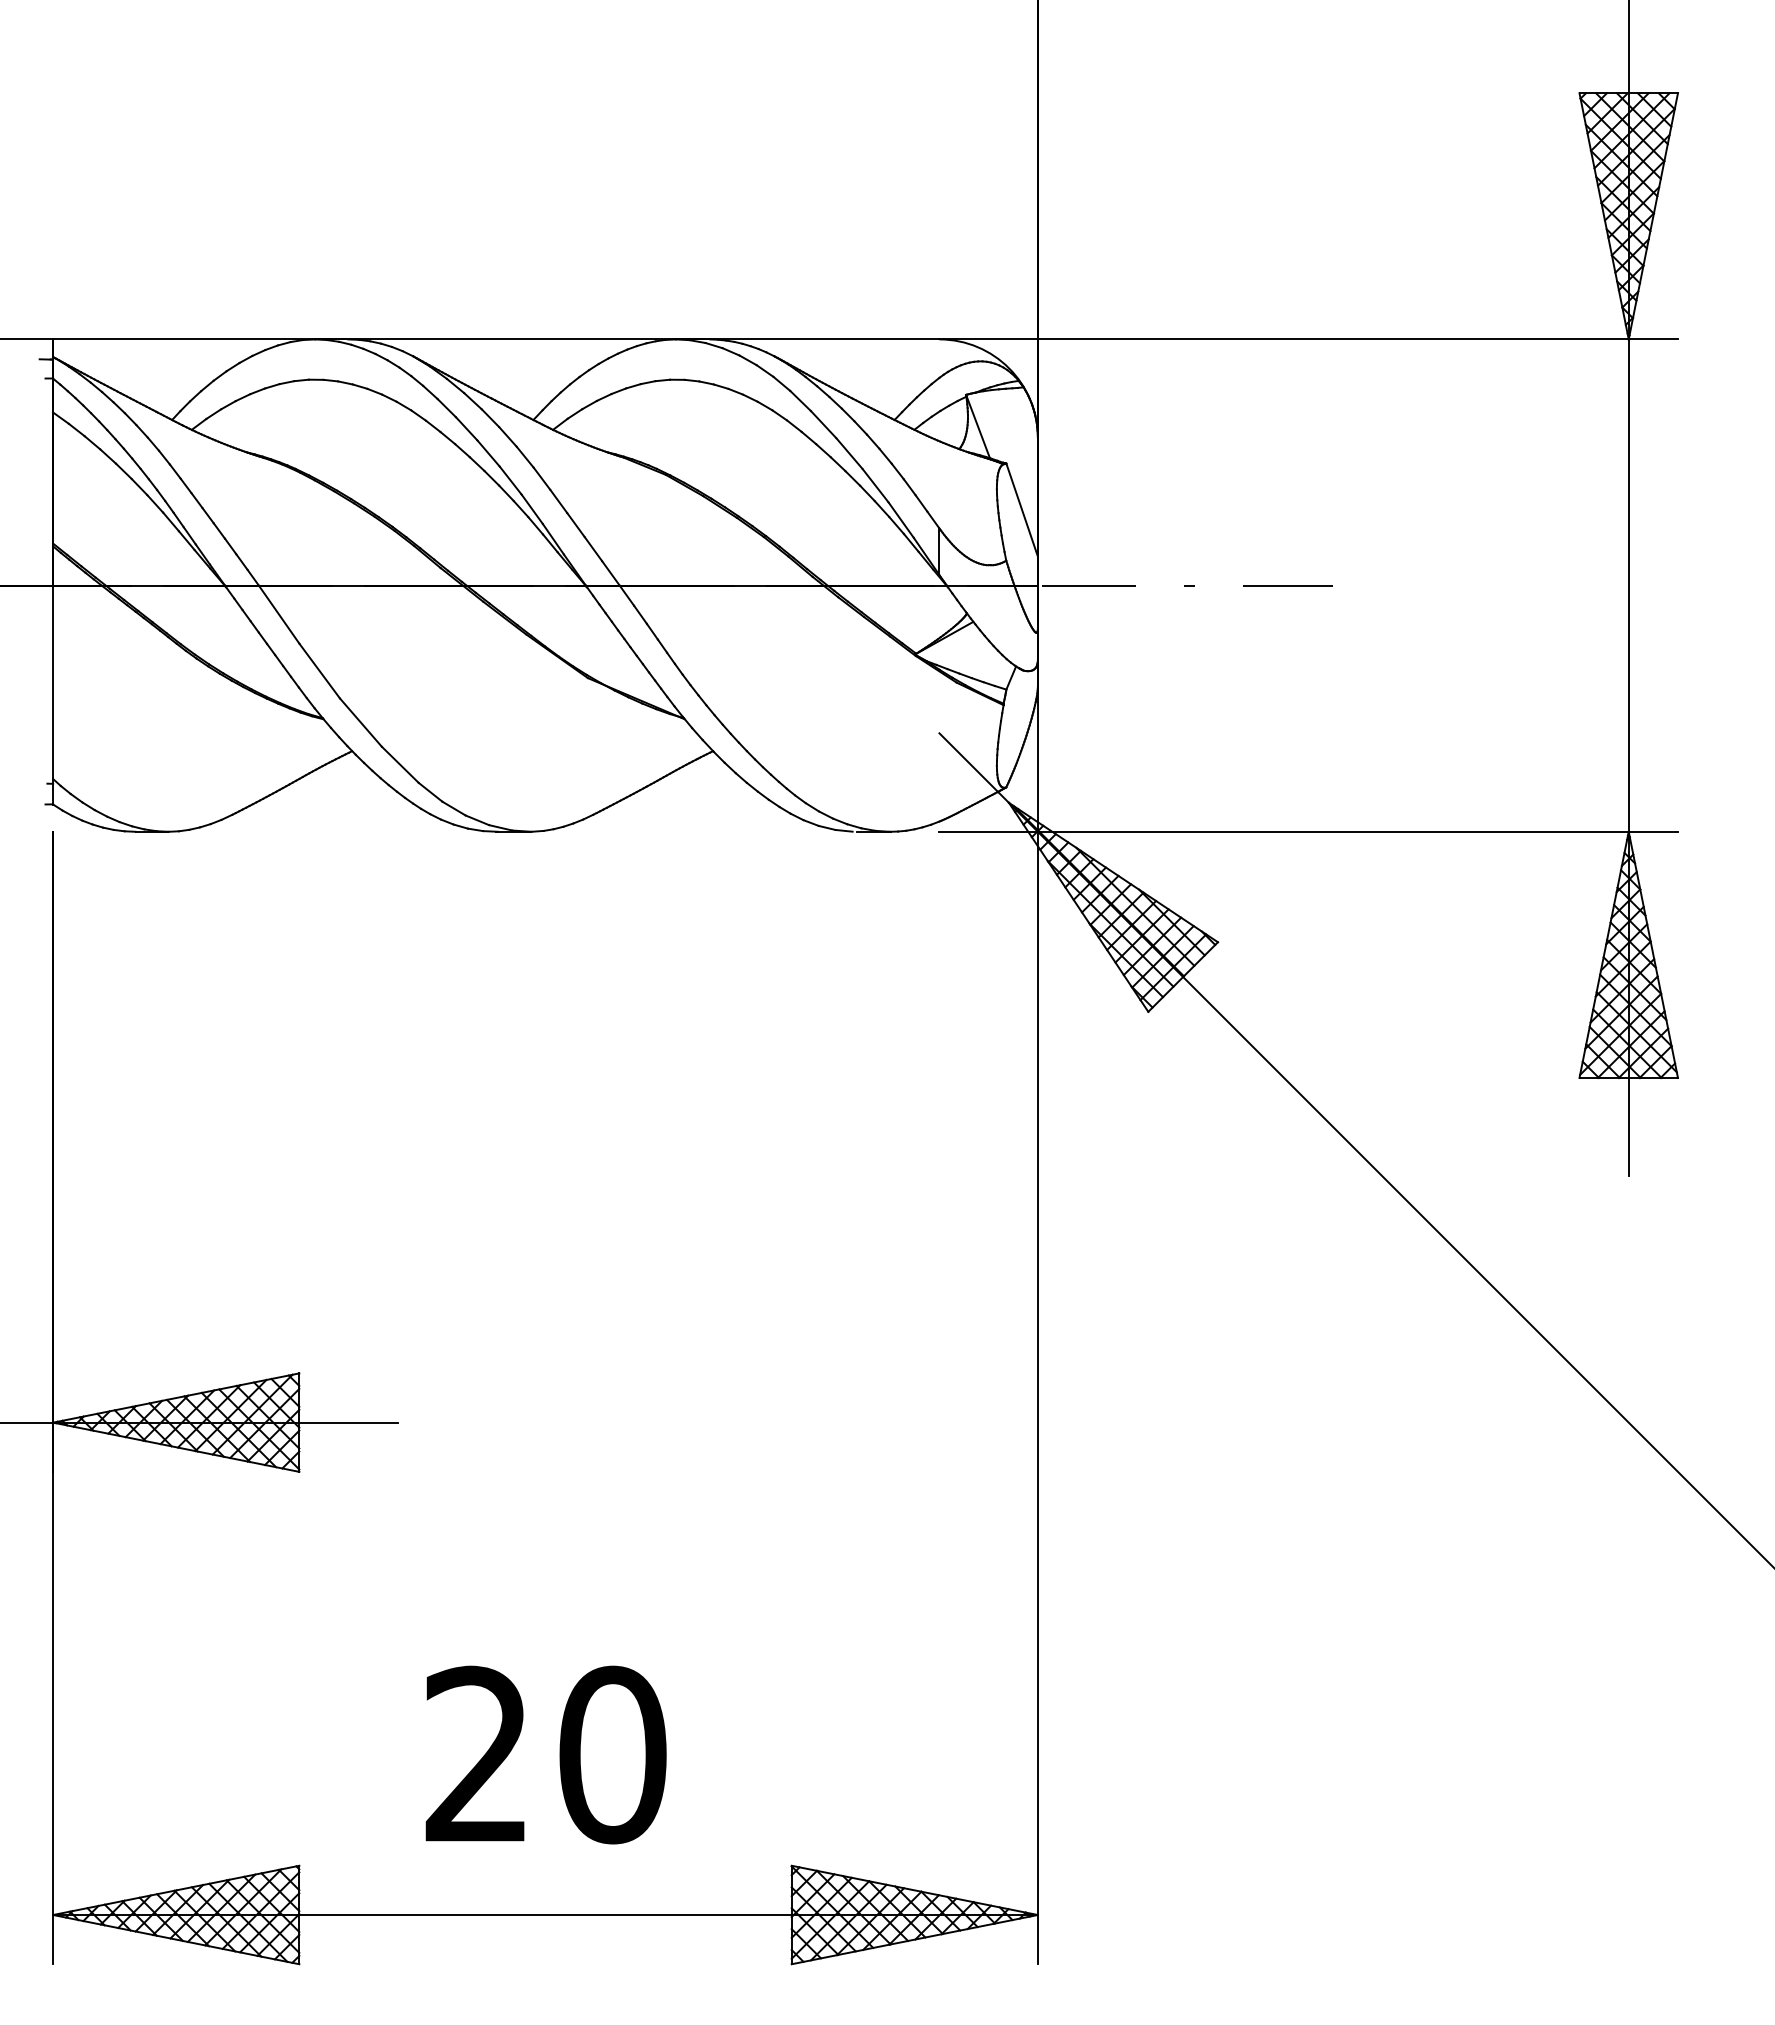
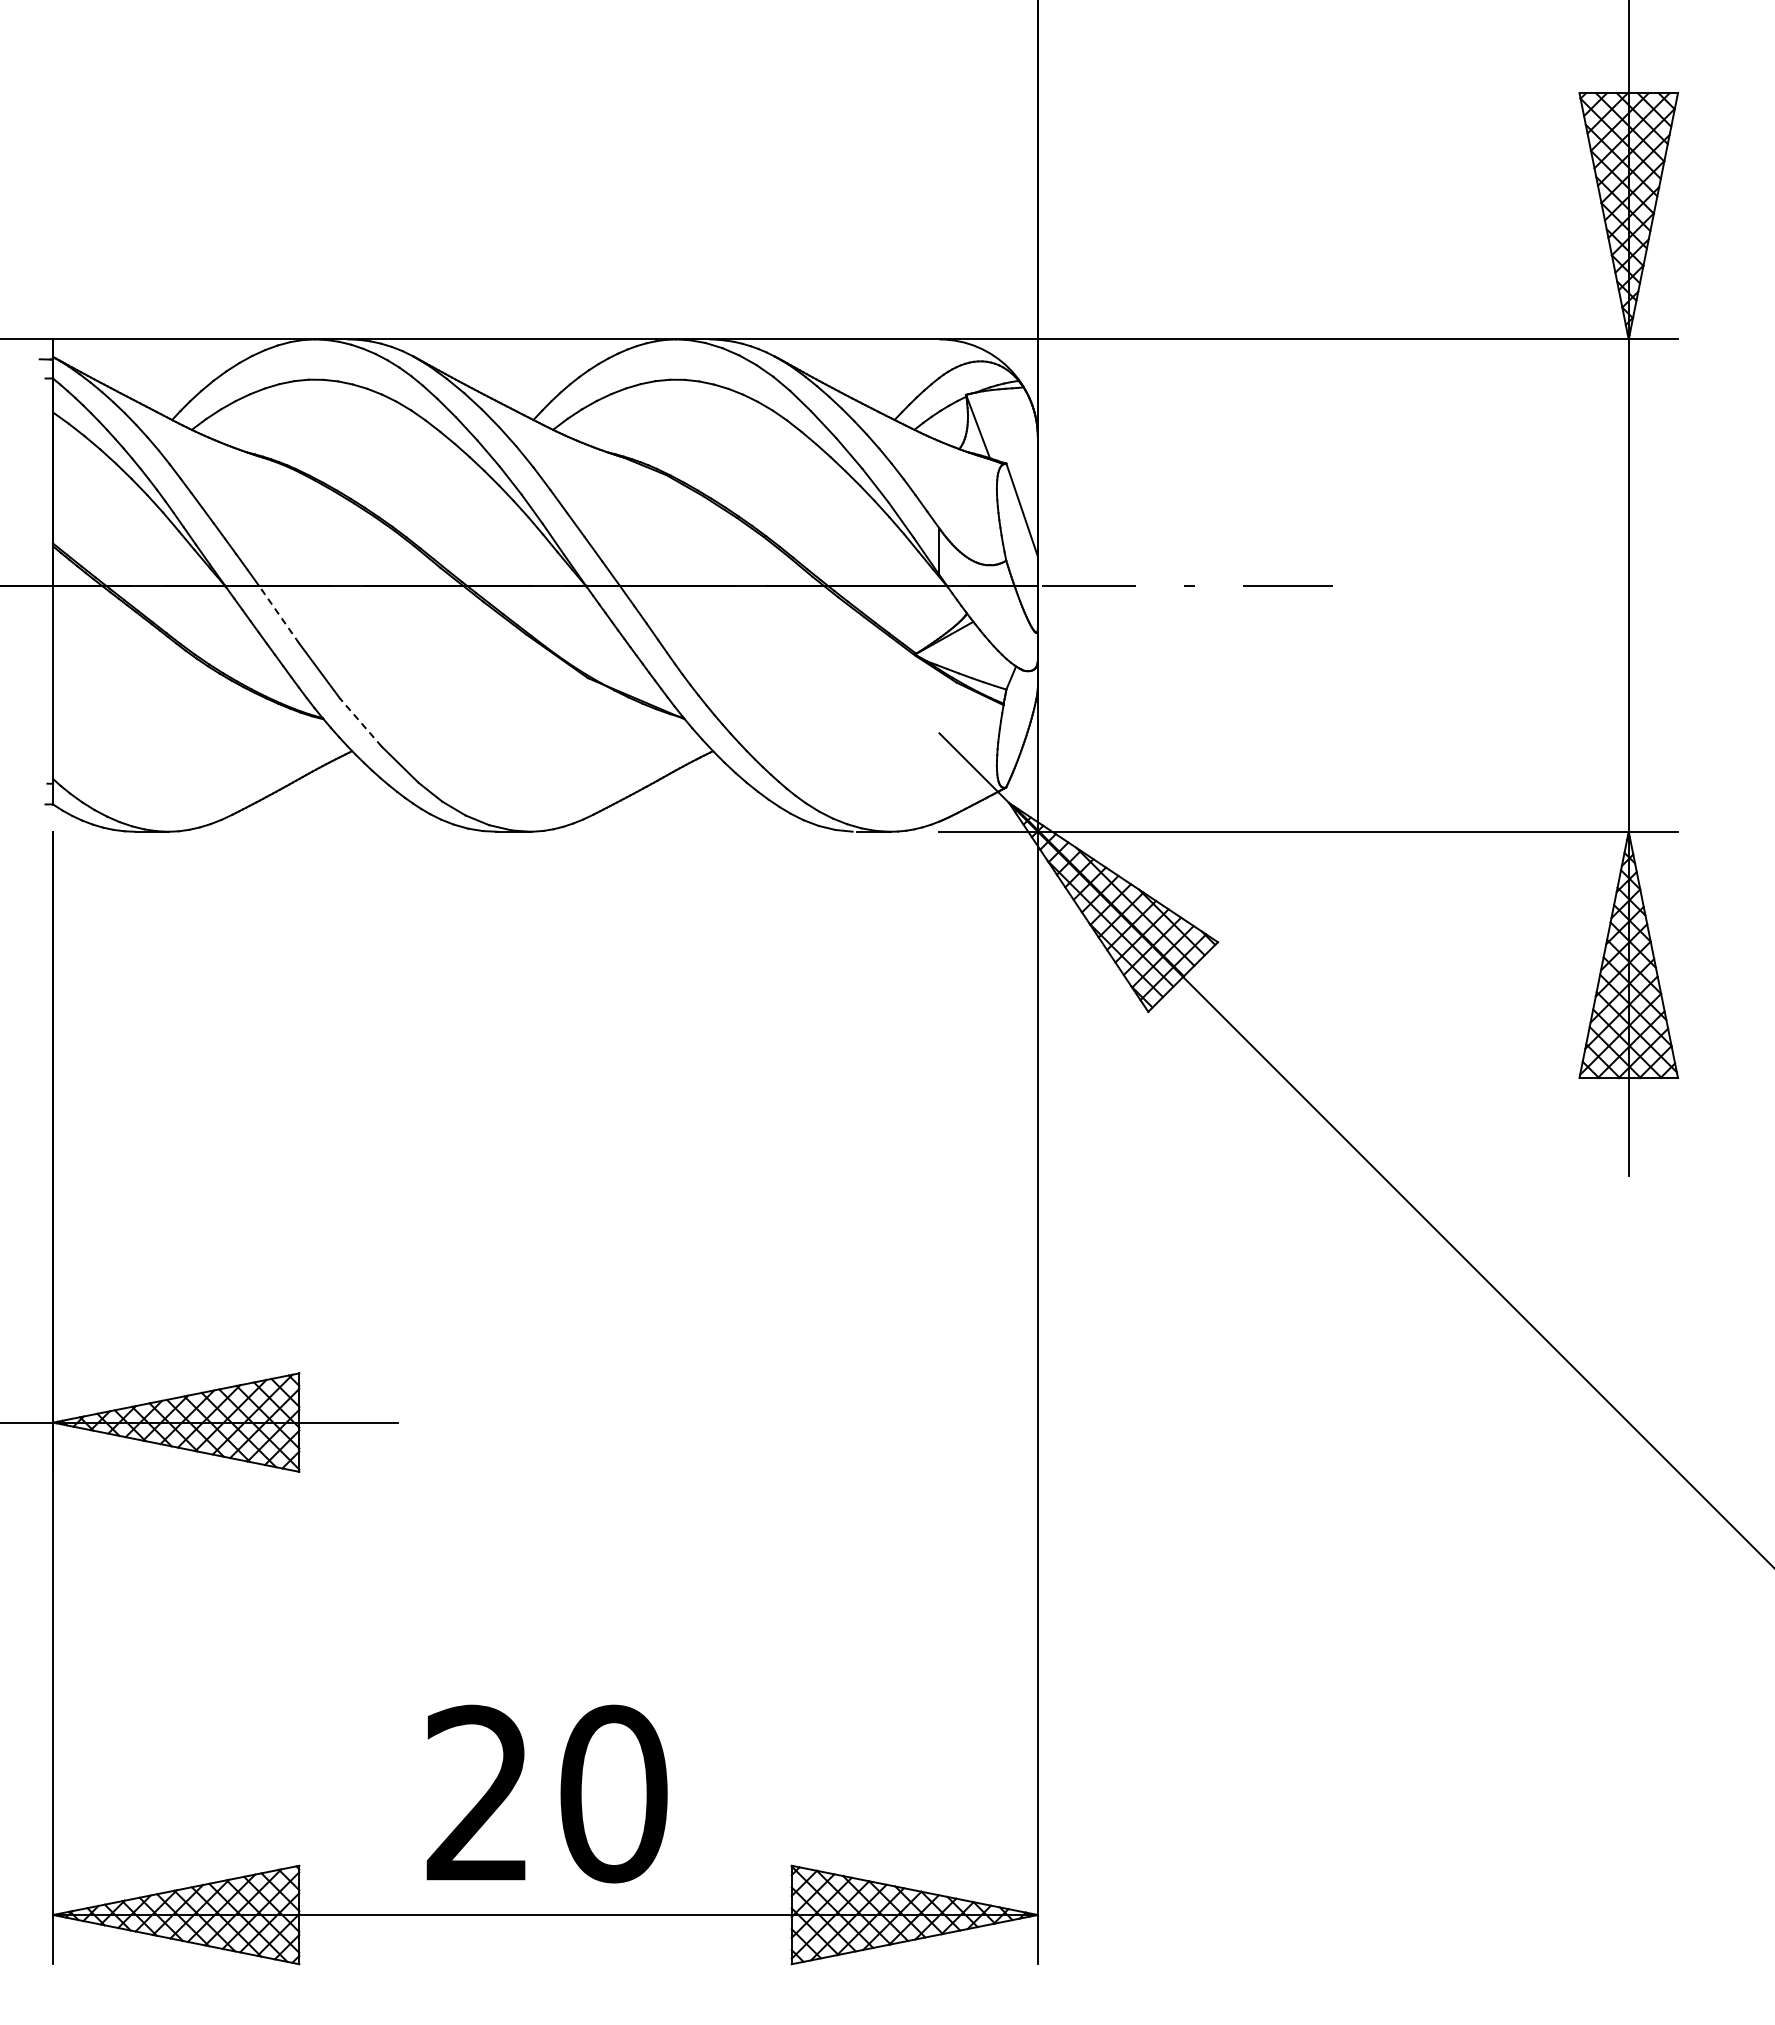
line: solid -> dashed (278, 614)
line: solid -> dashed (360, 722)
text position: (545, 1754) -> (546, 1793) (546, 1793)
